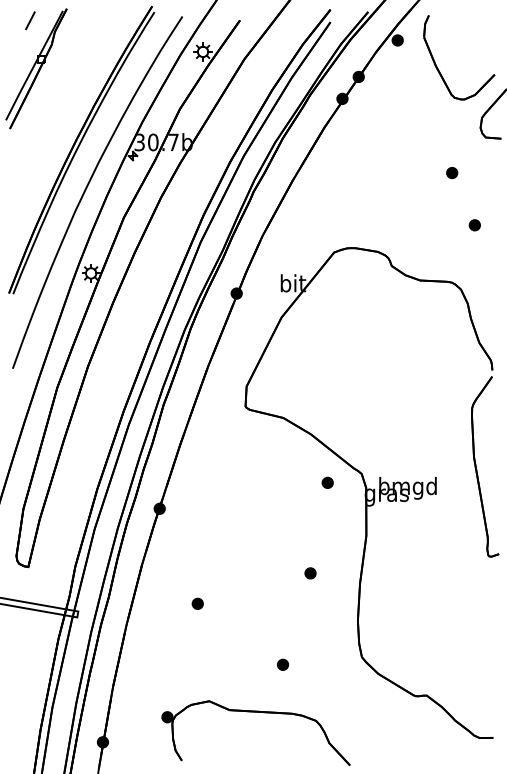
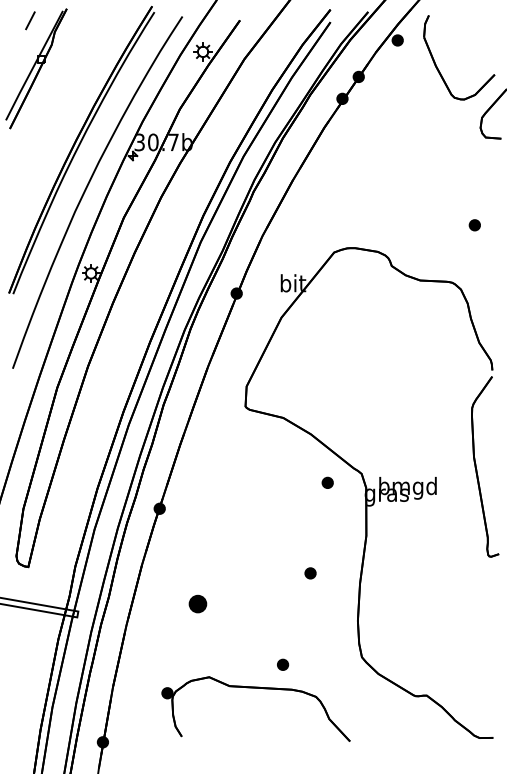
part: present -> none (452, 173)
part size: 13x13 px -> 20x20 px (197, 603)
part position: (255, 712) -> (255, 688) (255, 688)
